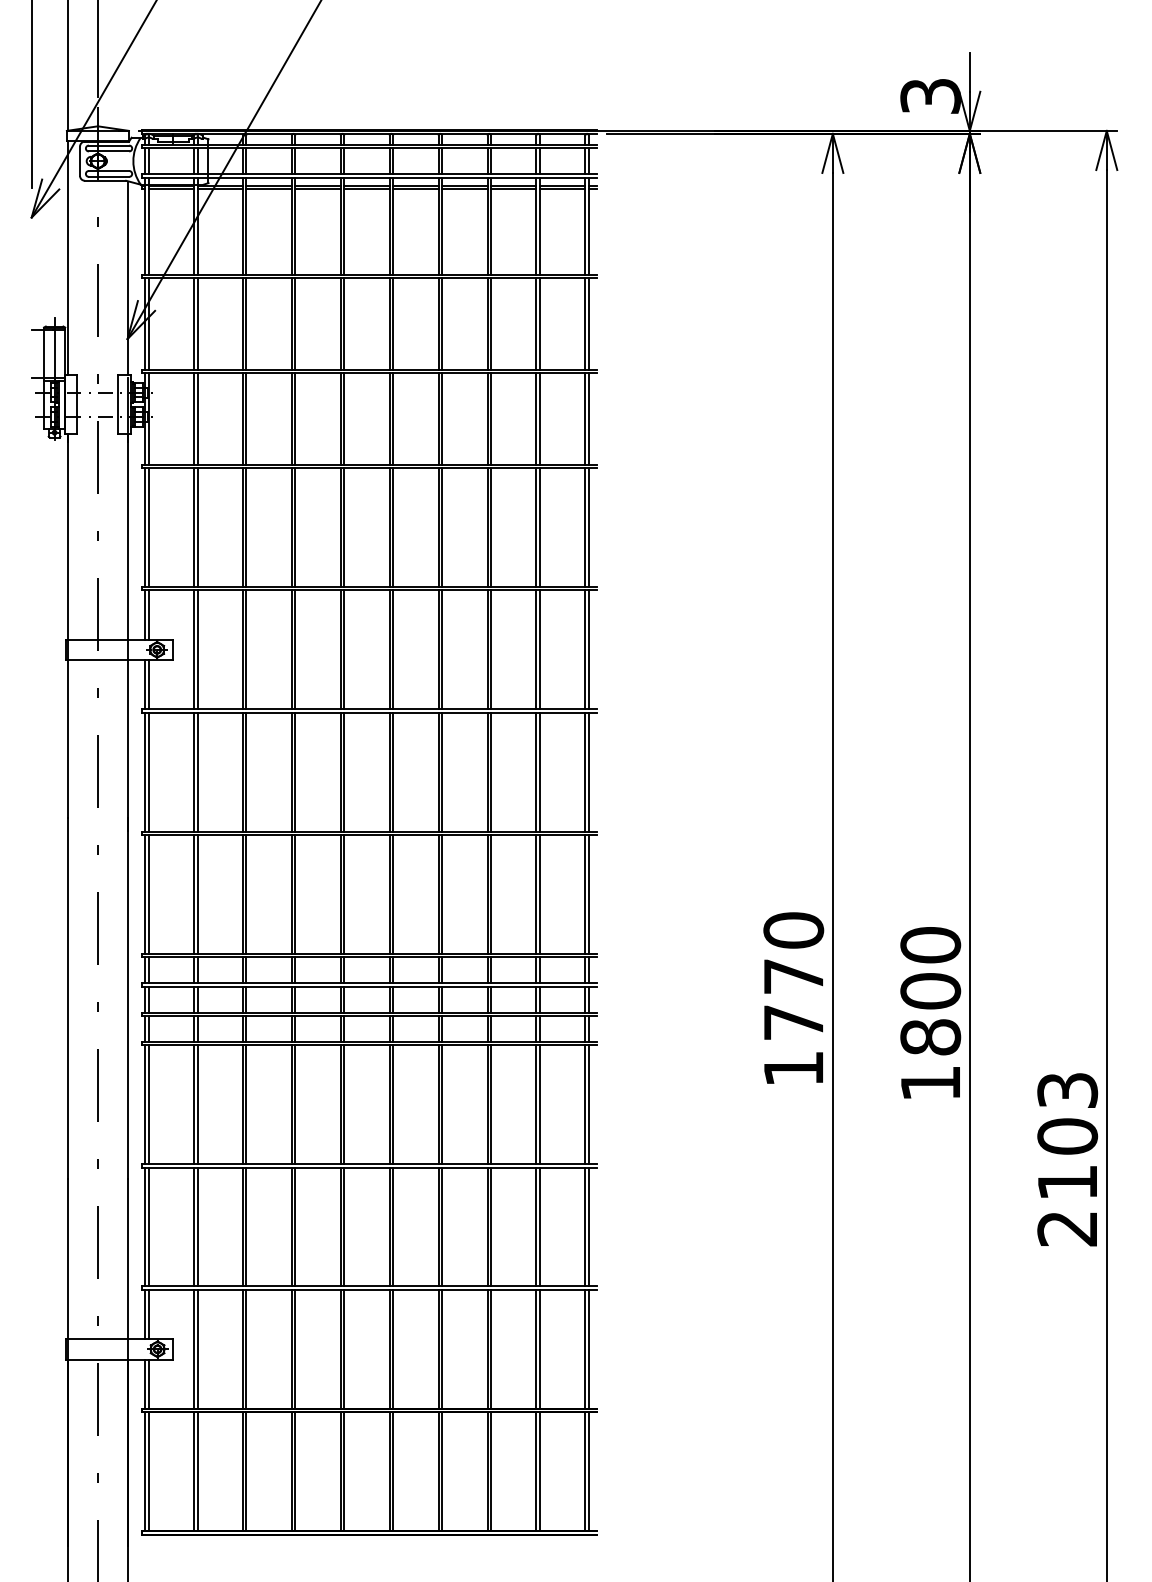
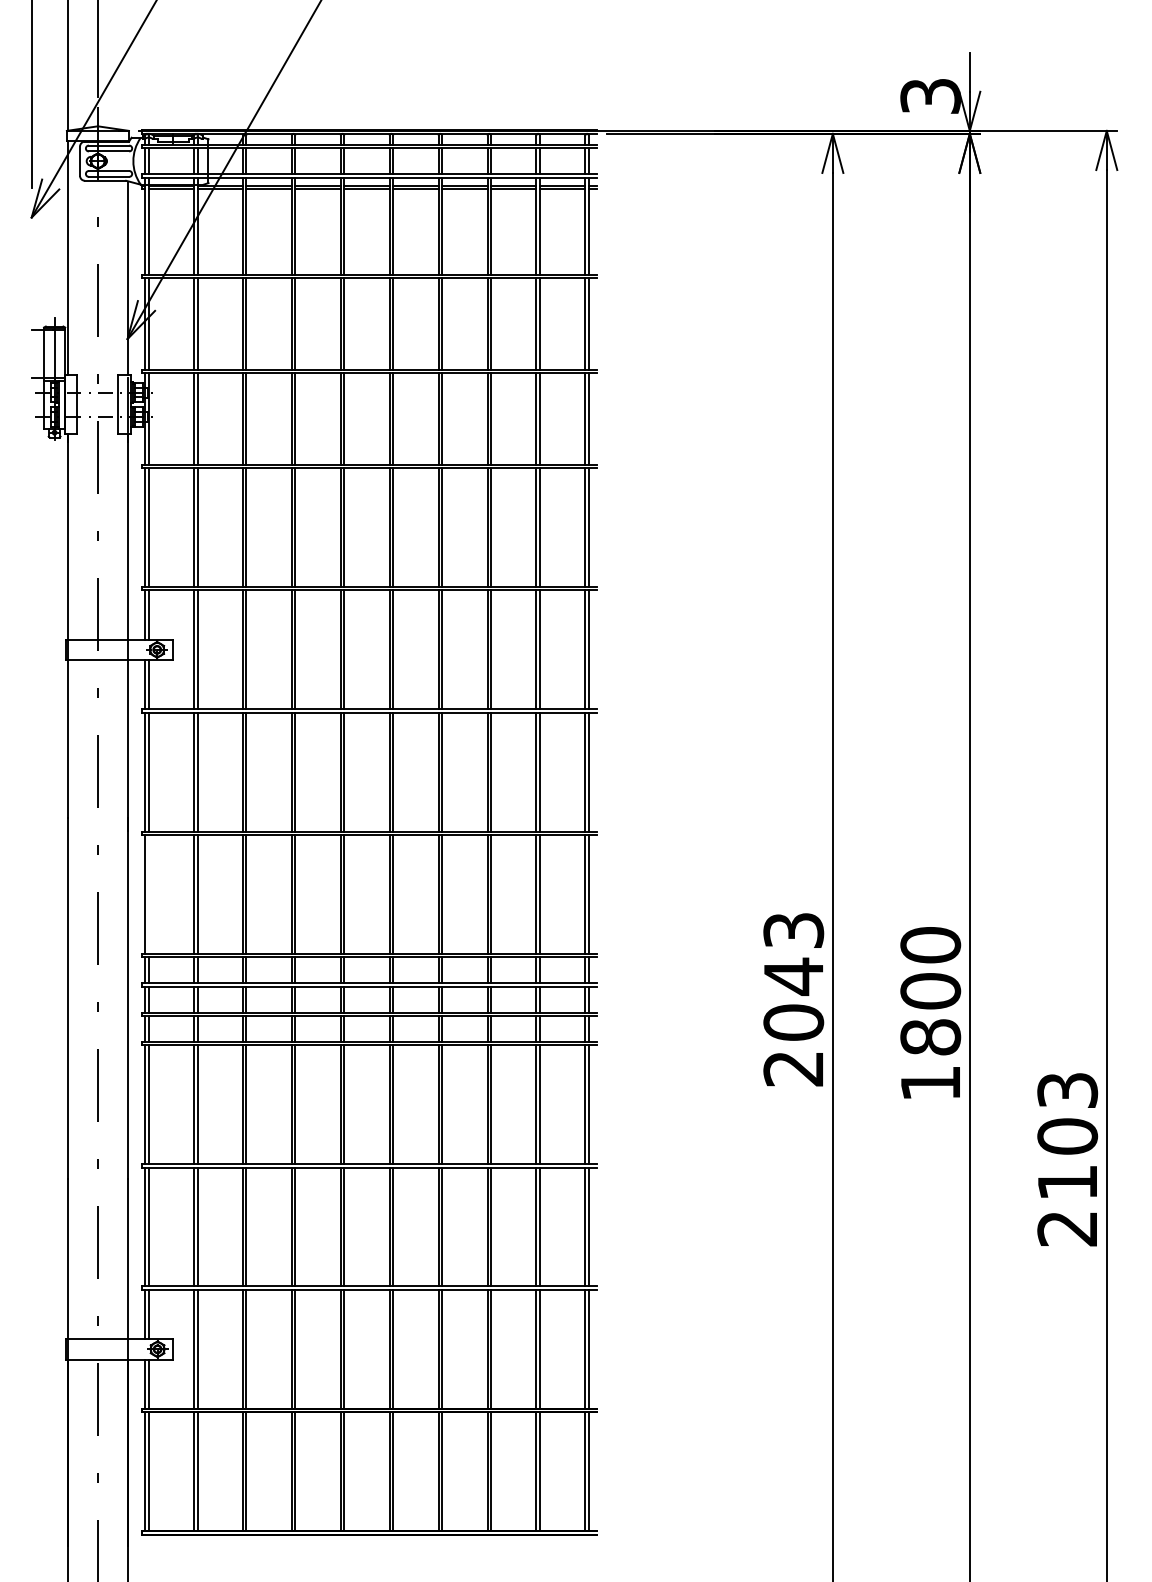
line: present -> none (148, 894)
text: 1770 -> 2043 (793, 999)
